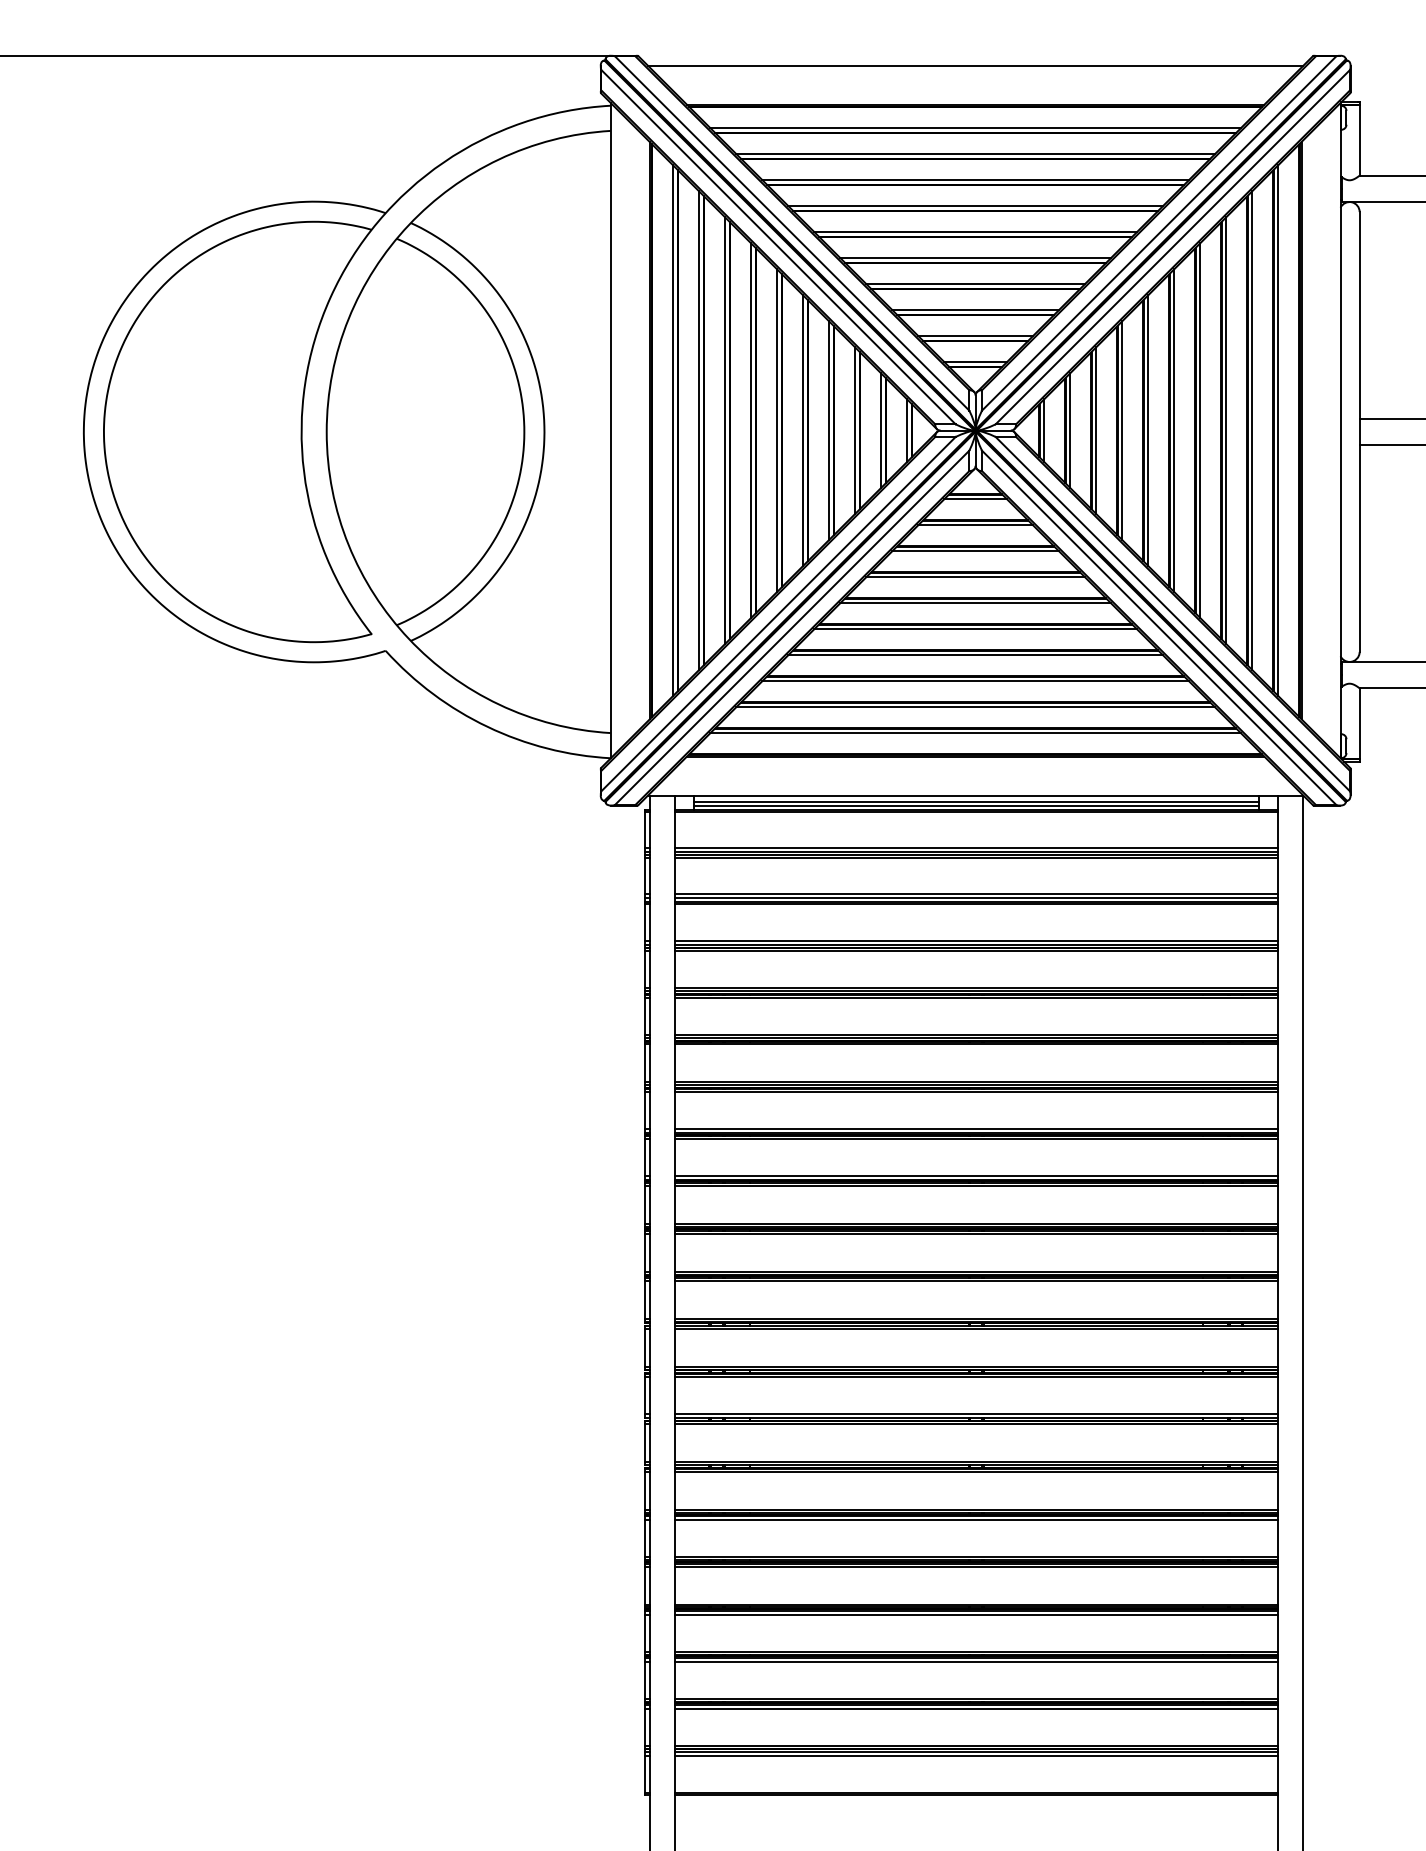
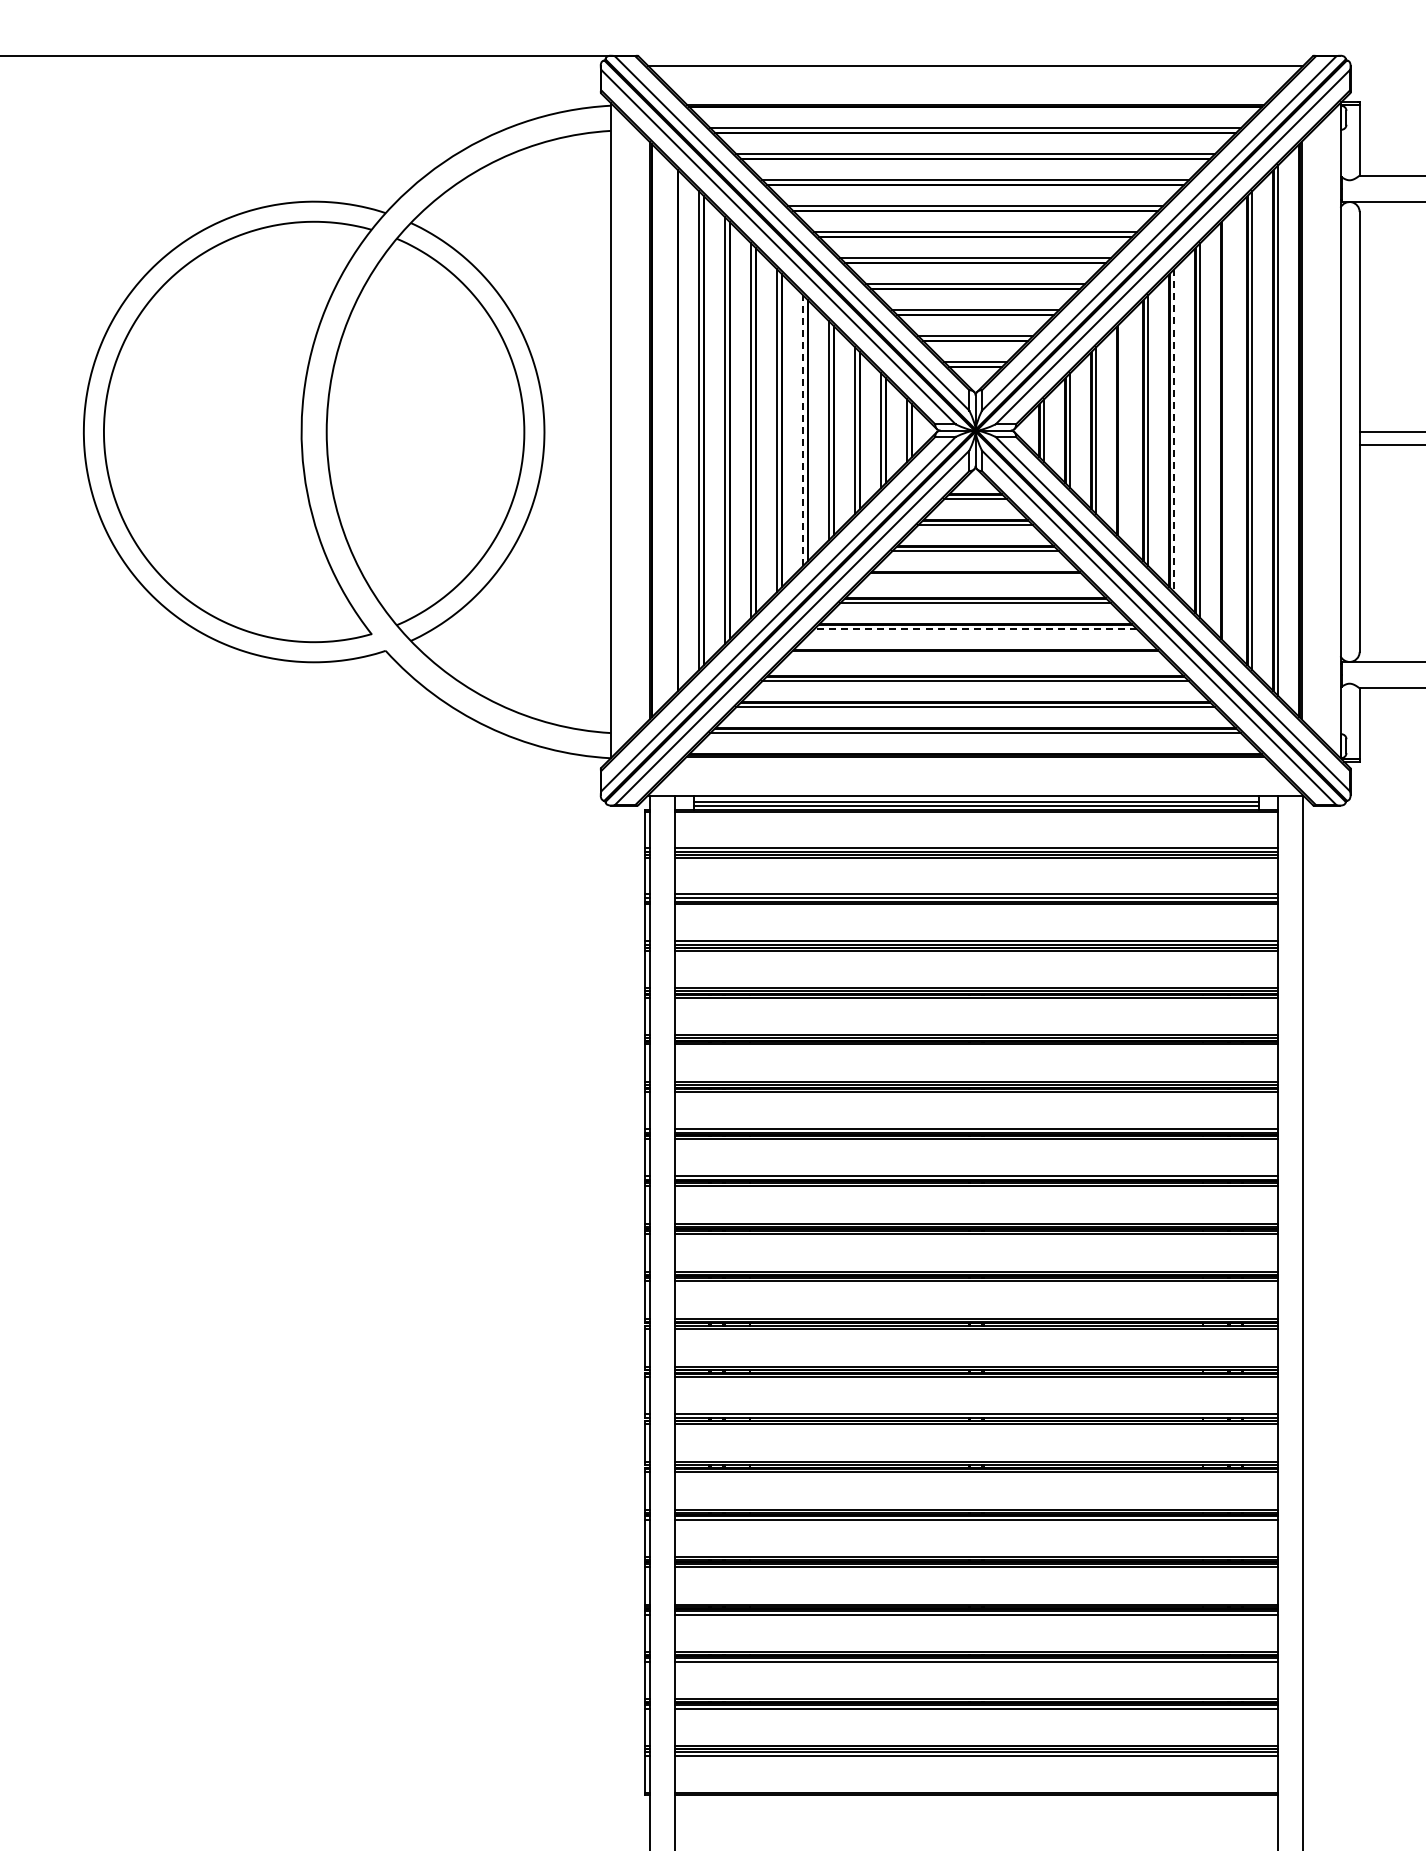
line position: (1390, 418) -> (1390, 431) (1390, 431)
line: present -> none (673, 430)
line: solid -> dashed (803, 430)
line: present -> none (1122, 430)
line: present -> none (1226, 430)
line: solid -> dashed (1174, 431)
line: present -> none (975, 577)
line: solid -> dashed (975, 629)
line: present -> none (975, 655)
